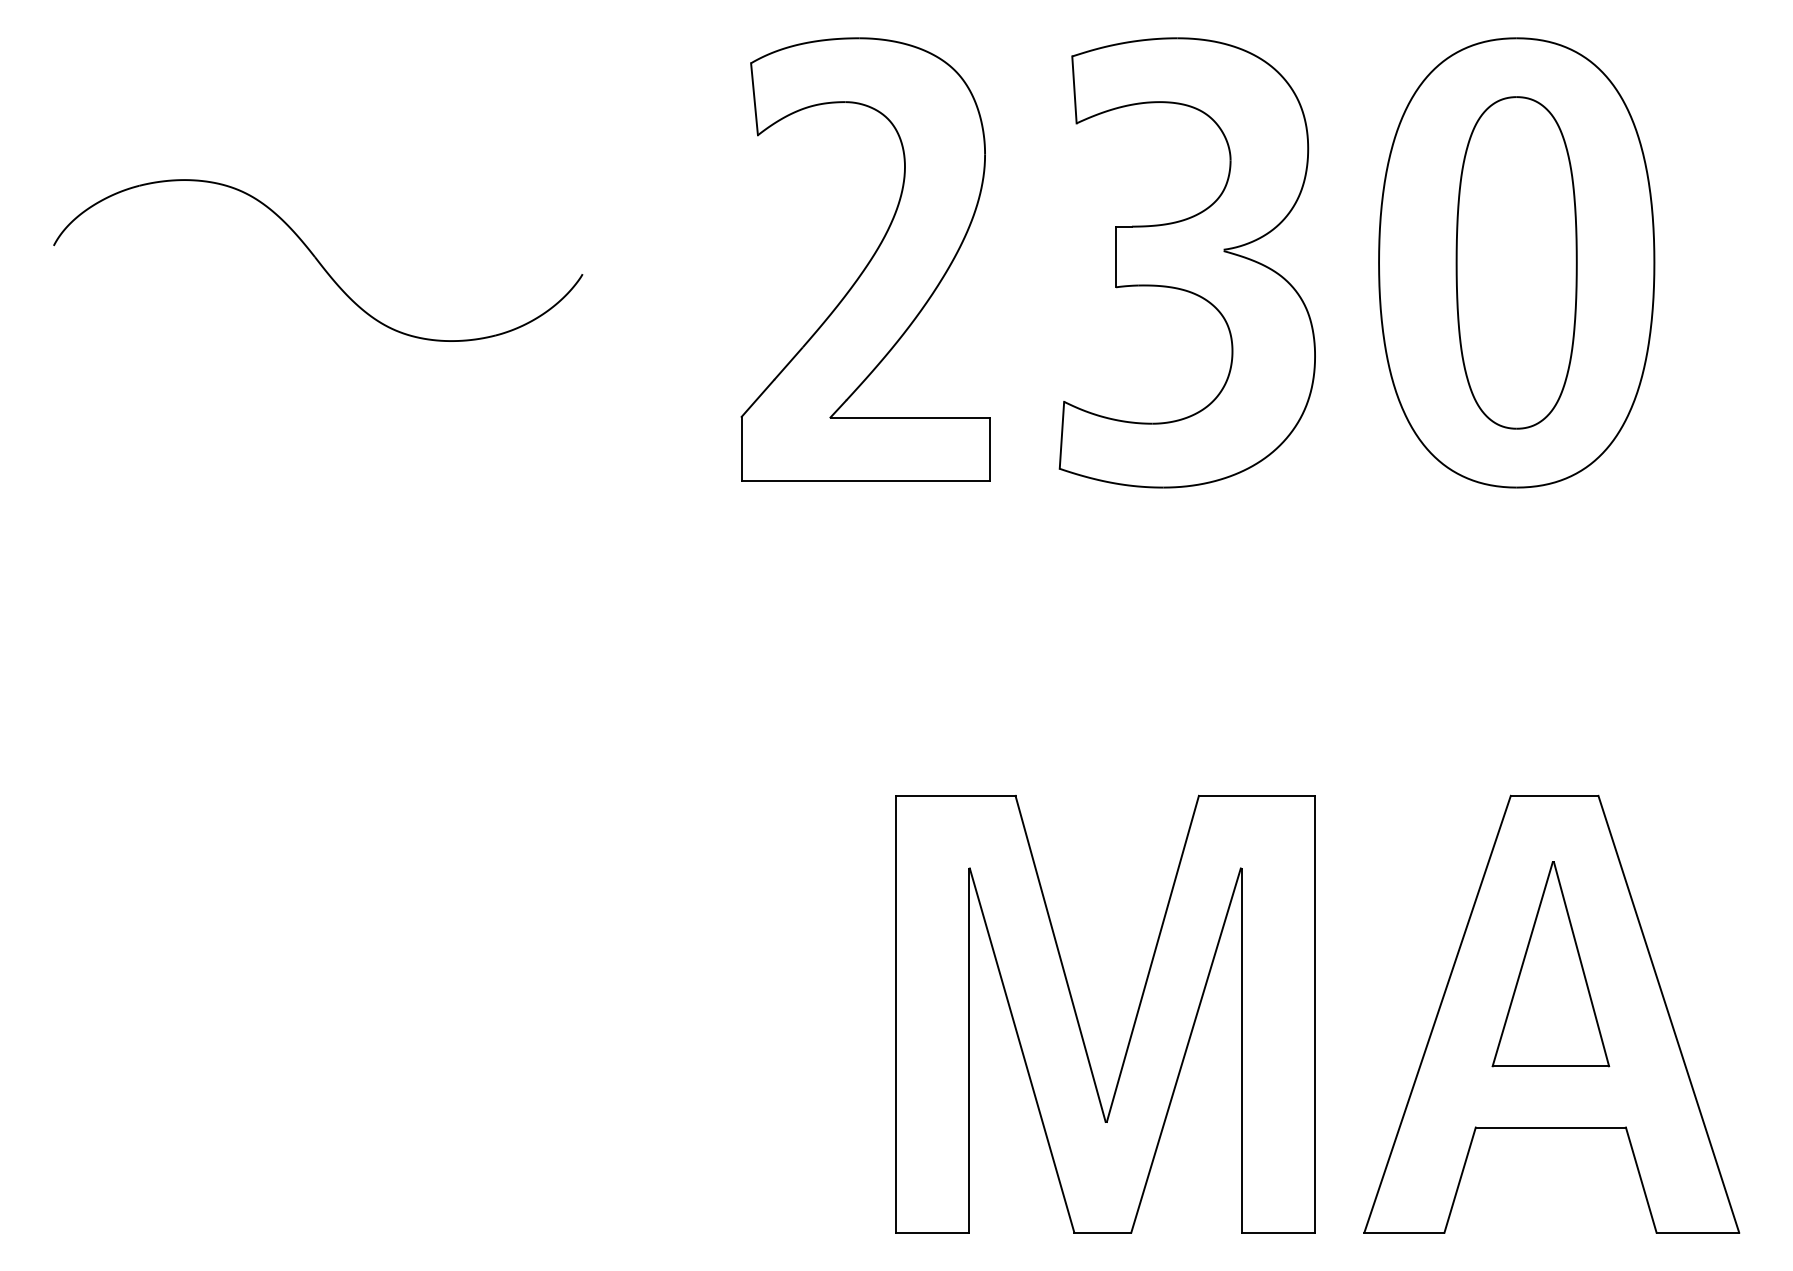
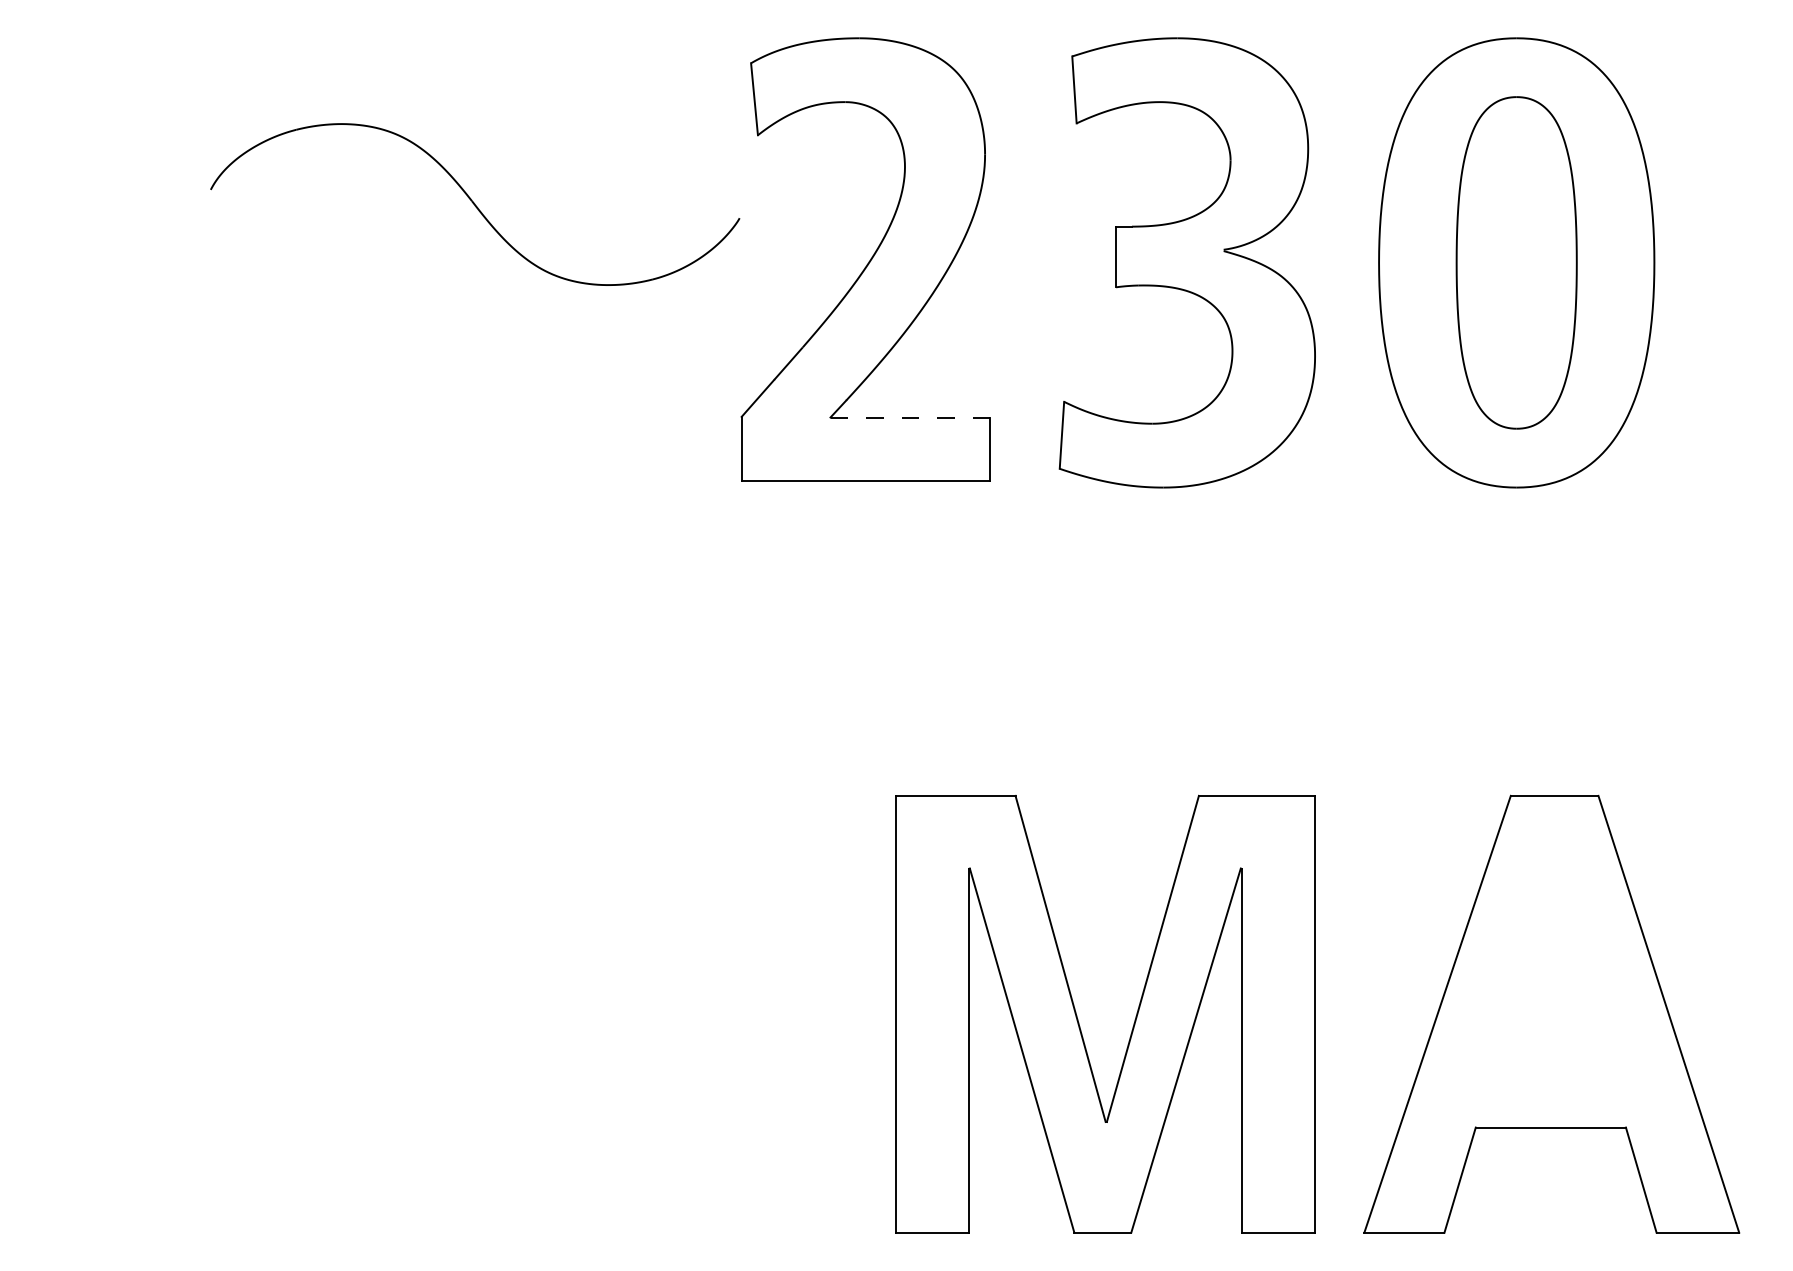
part position: (318, 260) -> (475, 204) (475, 204)
line: solid -> dashed (910, 417)
part: present -> none (1550, 964)
